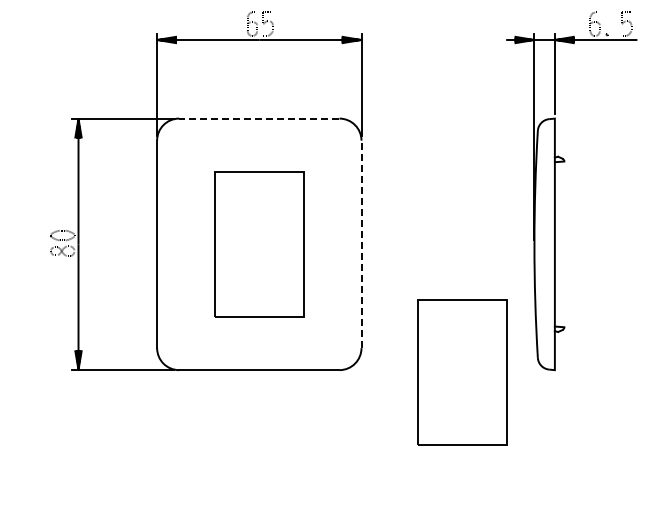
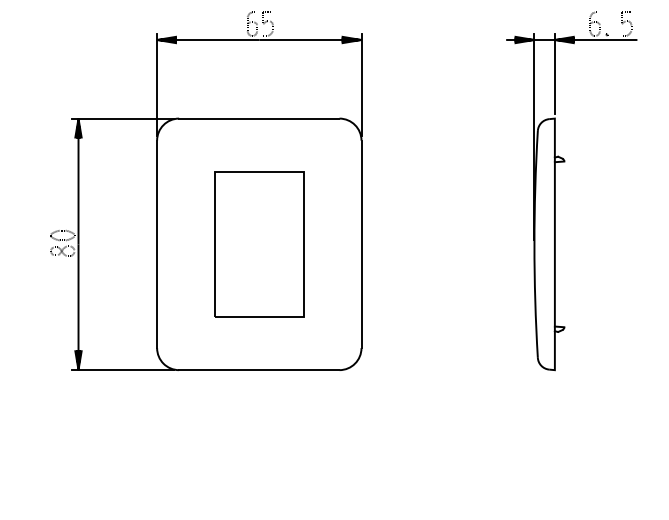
line: dashed -> solid (258, 118)
line: dashed -> solid (361, 244)
part: present -> none (462, 372)
